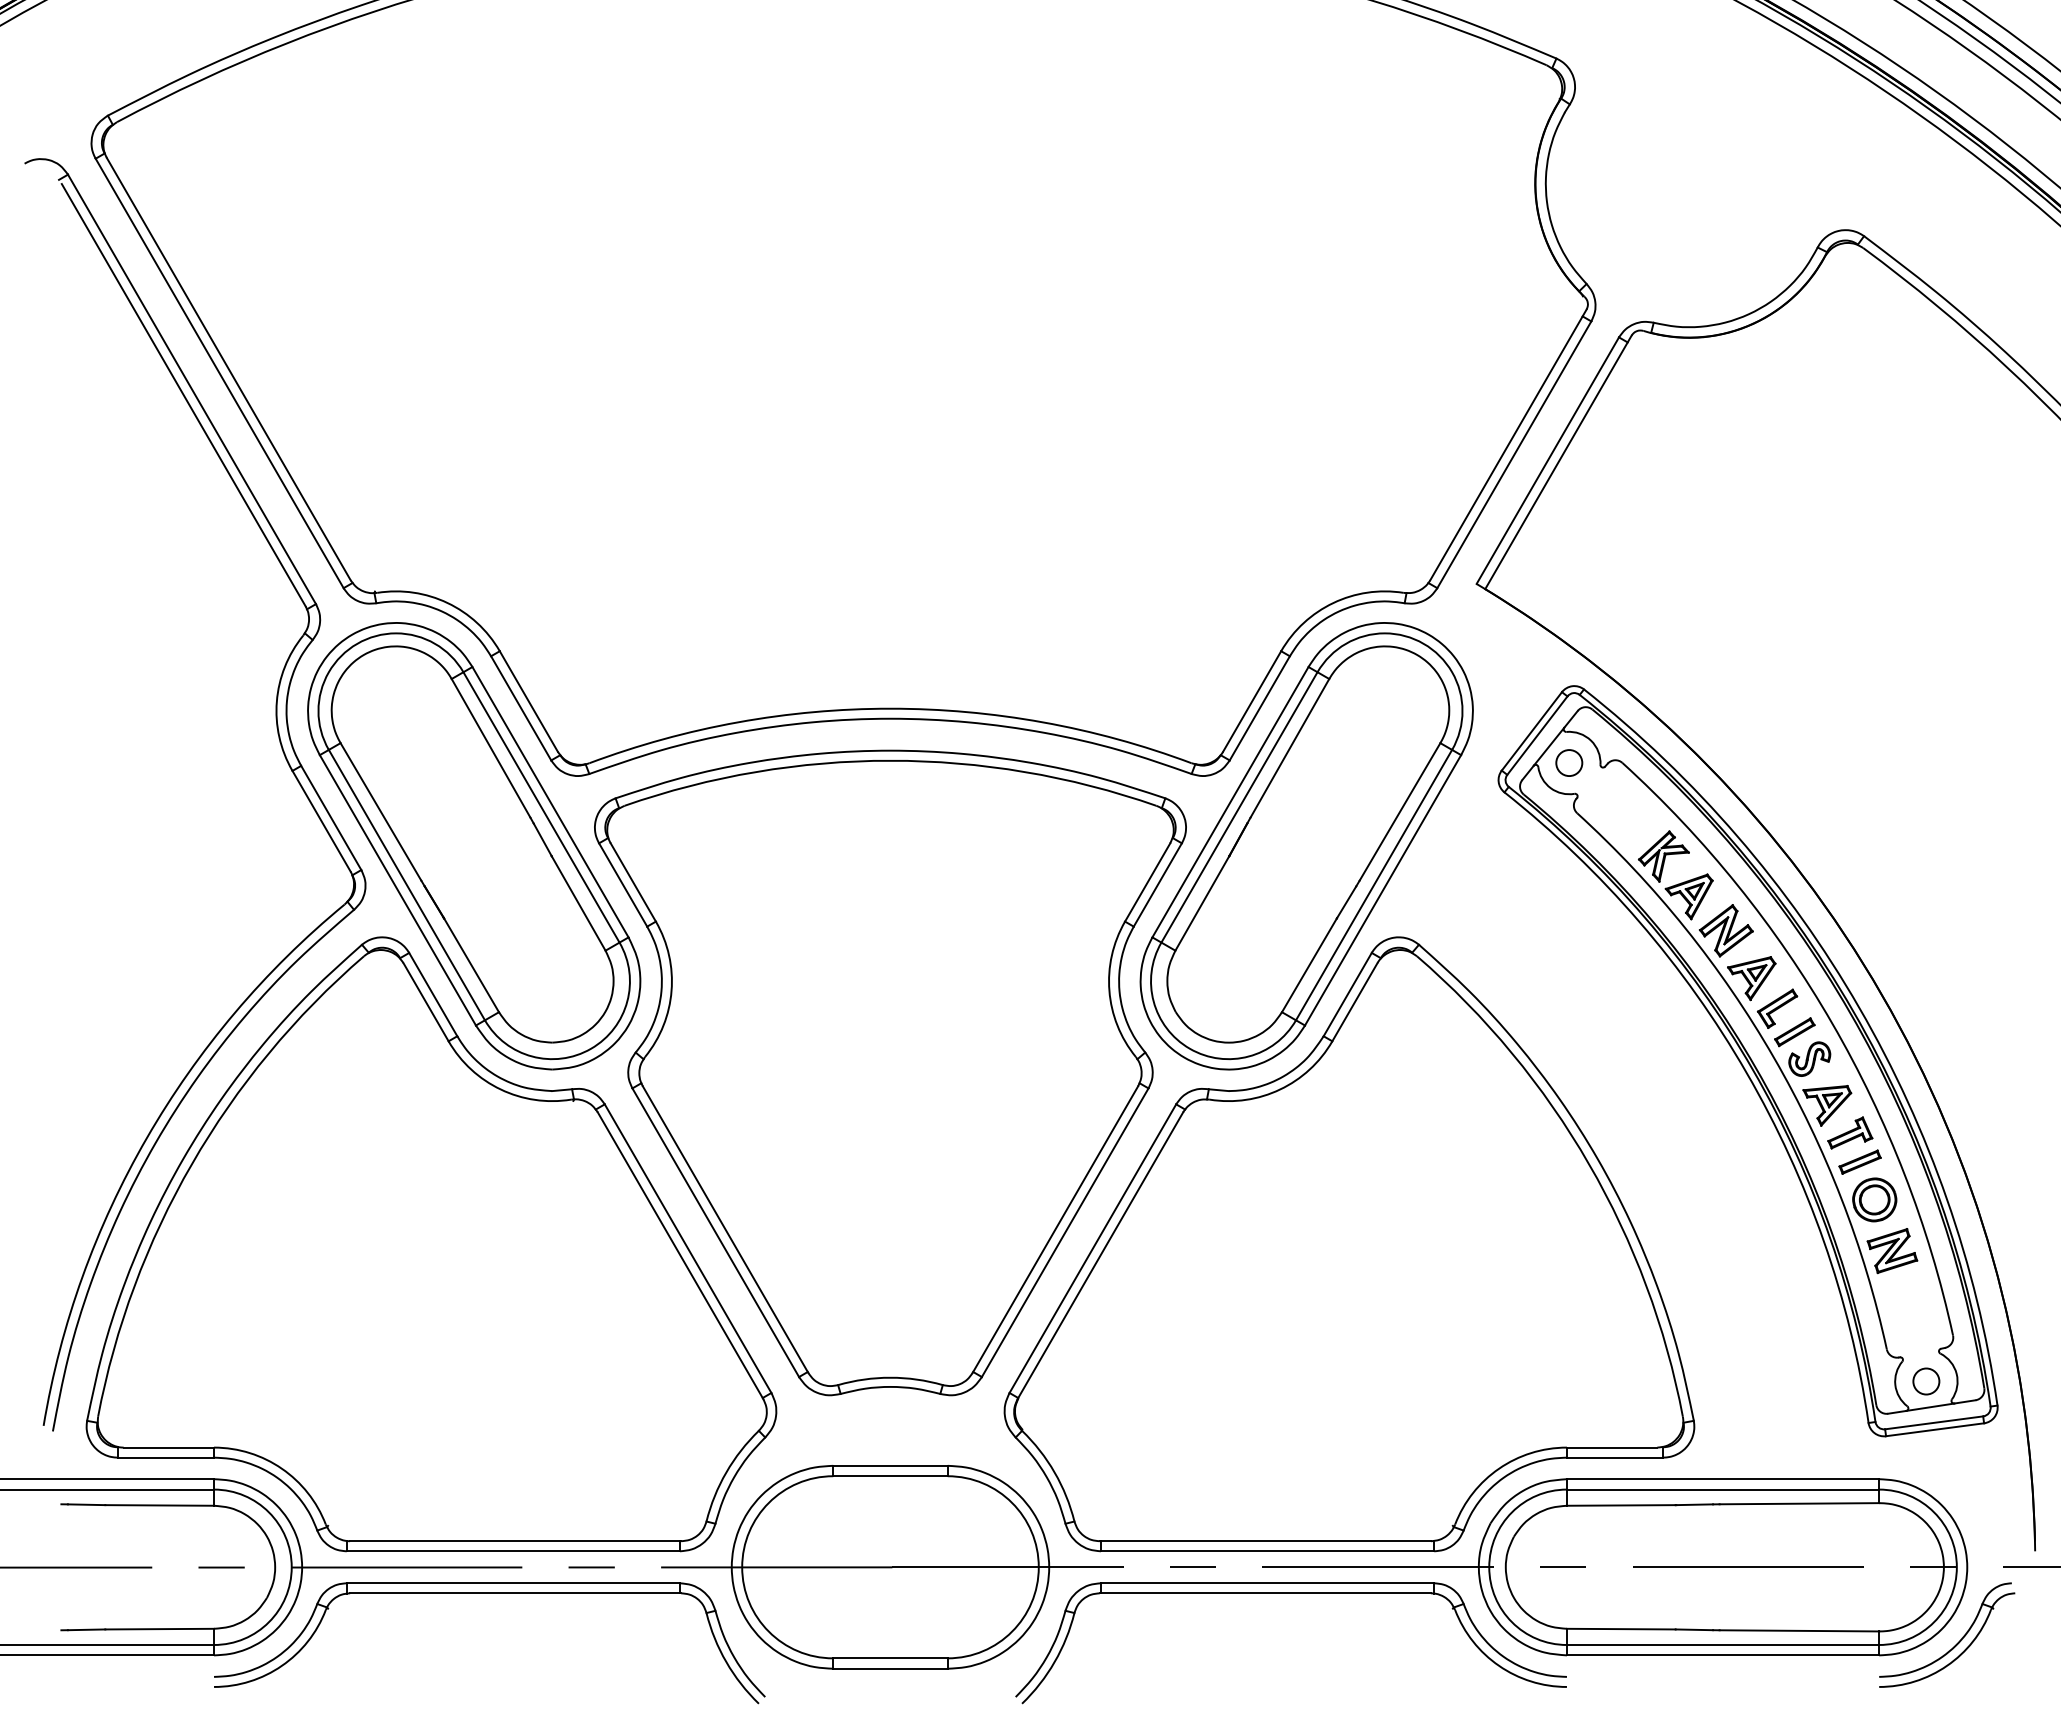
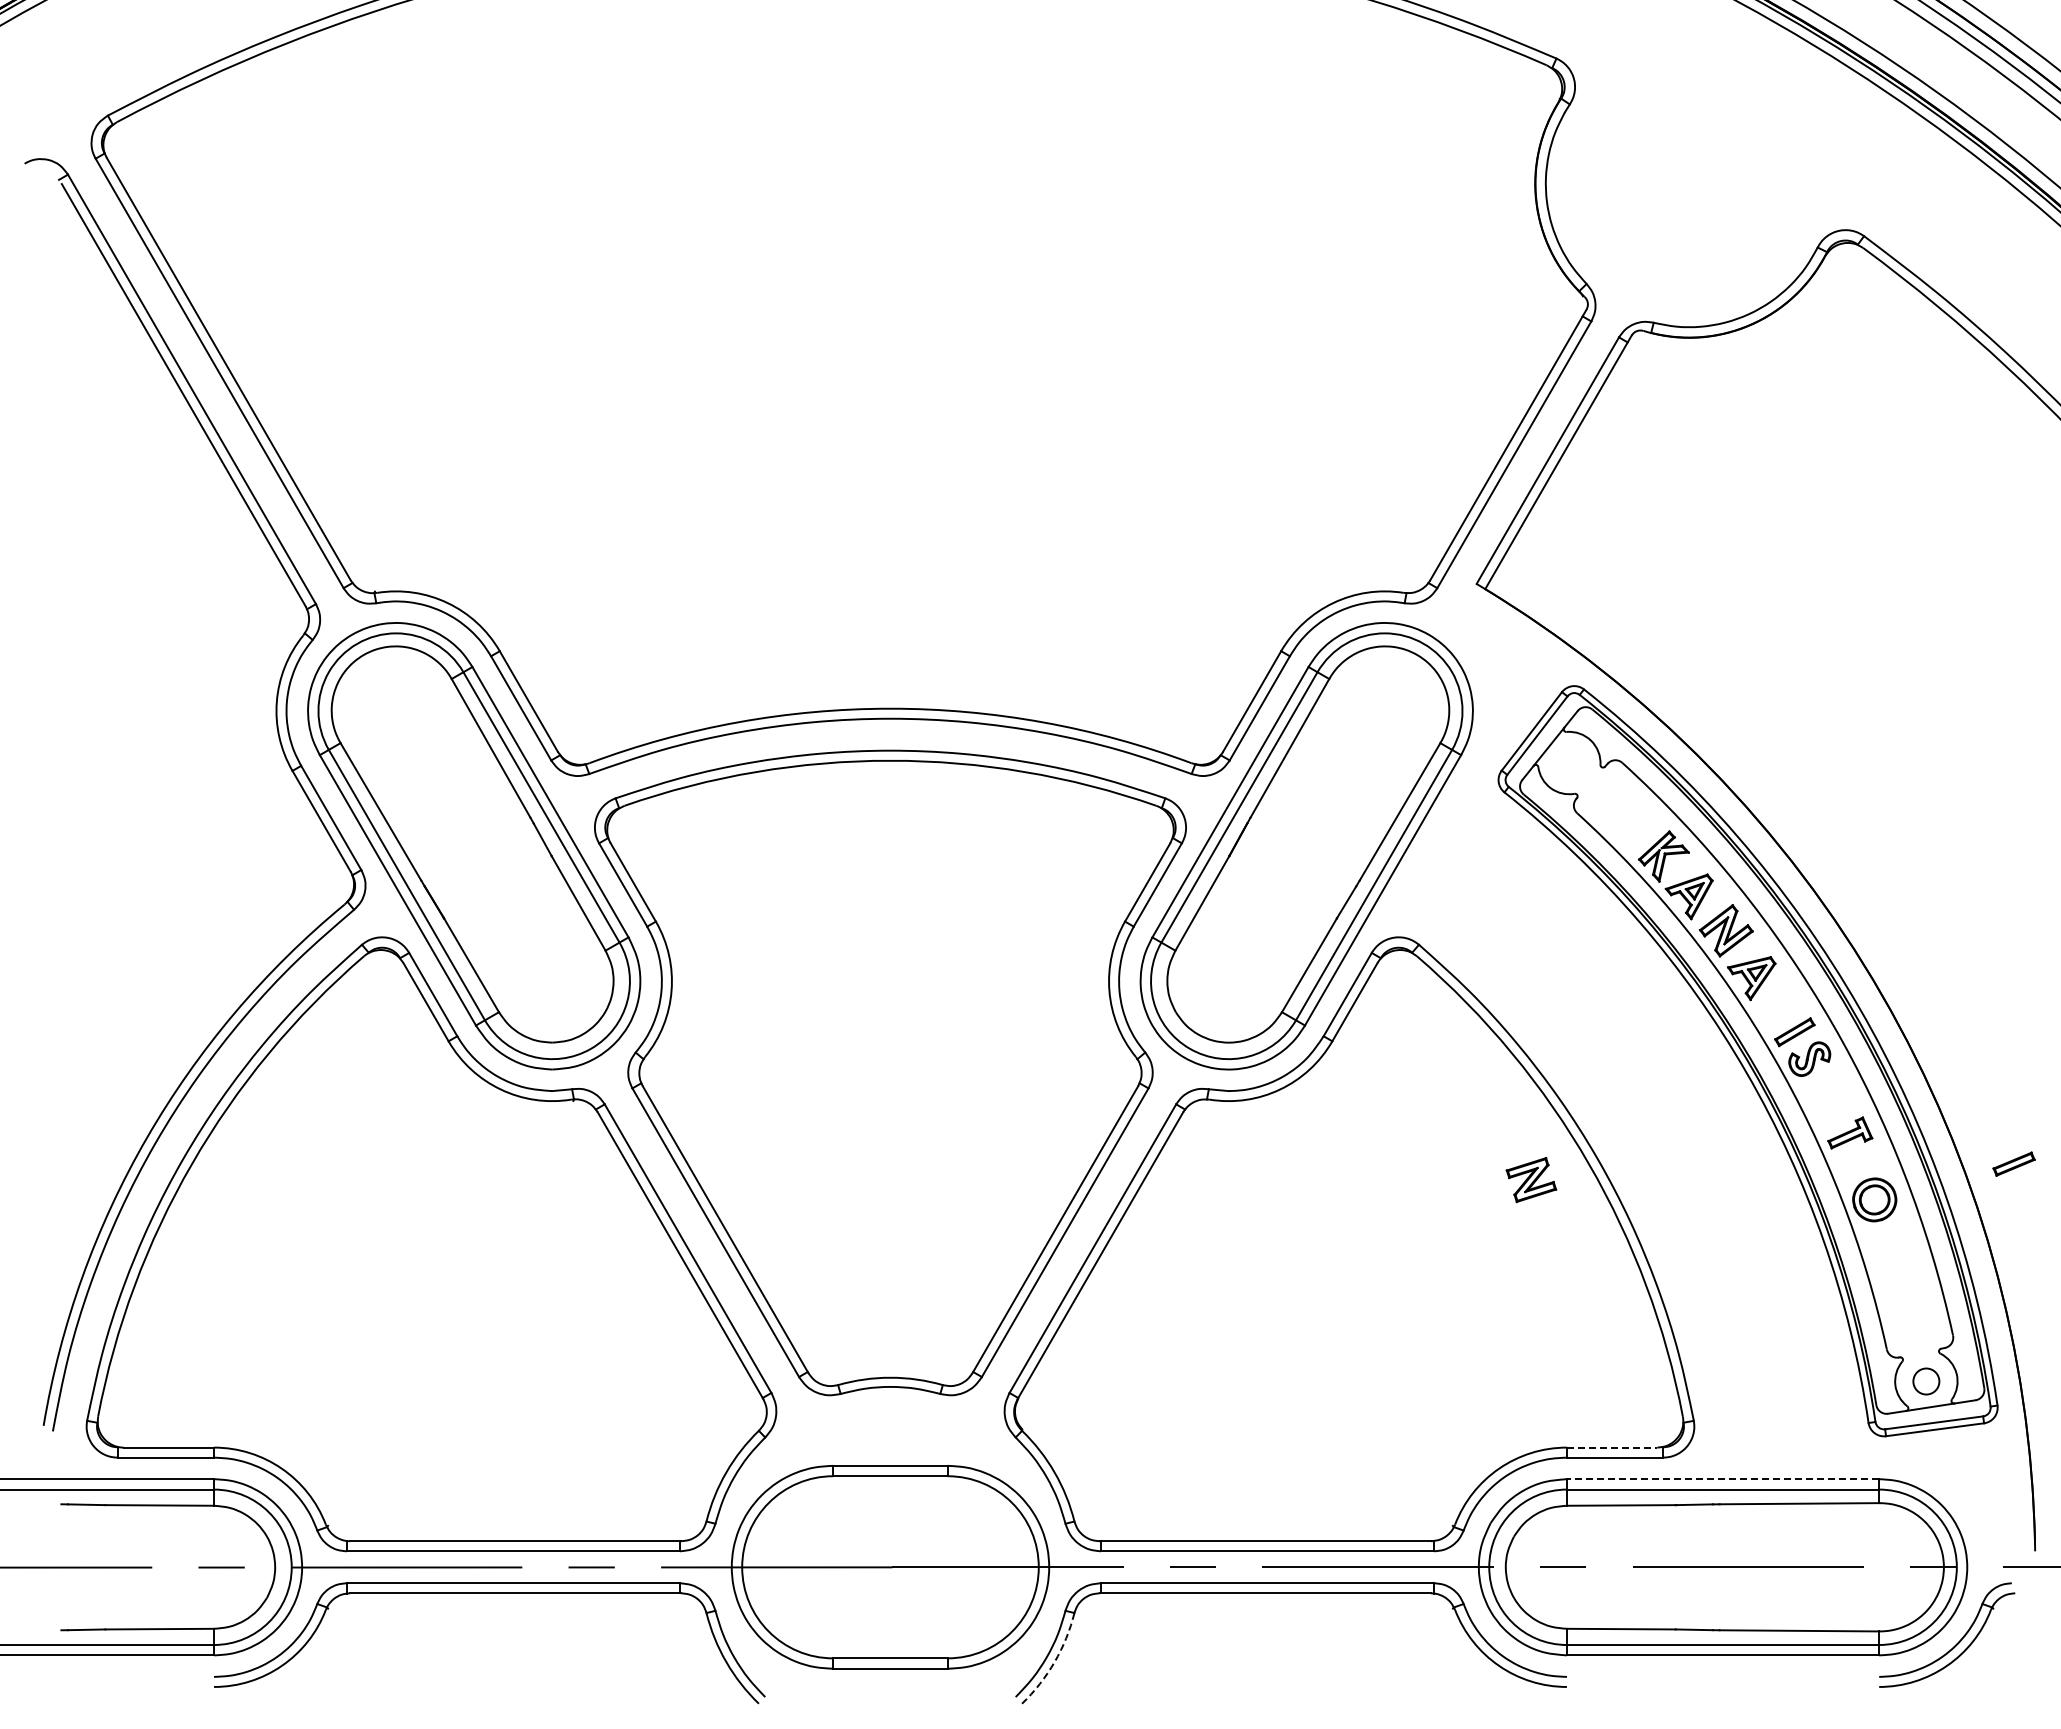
circle: present -> none (1569, 762)
part: present -> none (1777, 1008)
part: present -> none (1827, 1105)
part position: (1859, 1161) -> (2013, 1163) (2013, 1163)
part position: (1892, 1251) -> (1531, 1180) (1531, 1180)
line: solid -> dashed (1612, 1447)
line: solid -> dashed (1722, 1479)
arc: solid -> dashed (1054, 1662)
